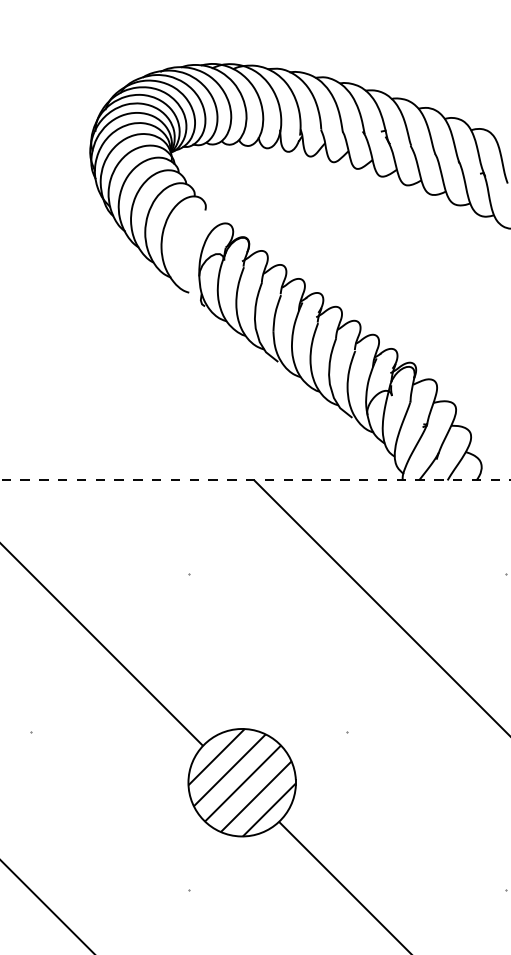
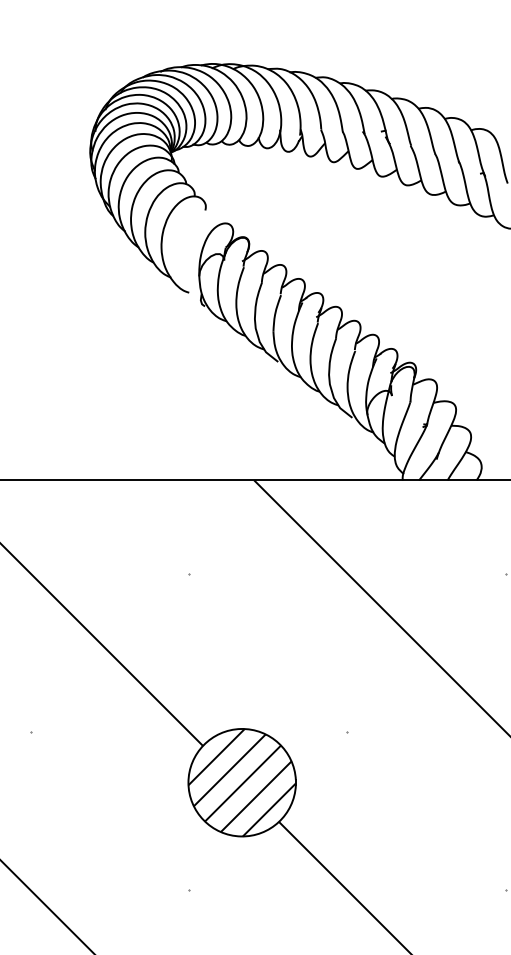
line: dashed -> solid (255, 480)
